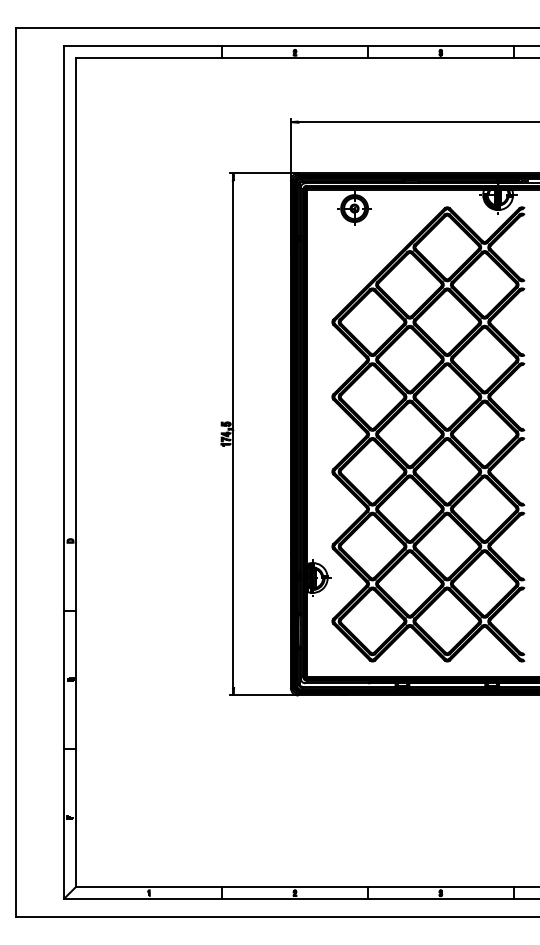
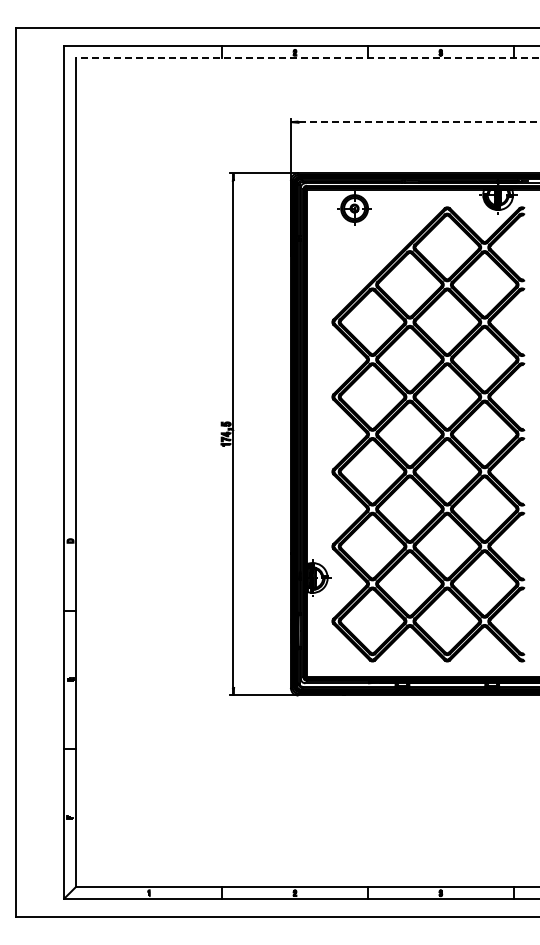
line: solid -> dashed (307, 58)
line: solid -> dashed (419, 122)
